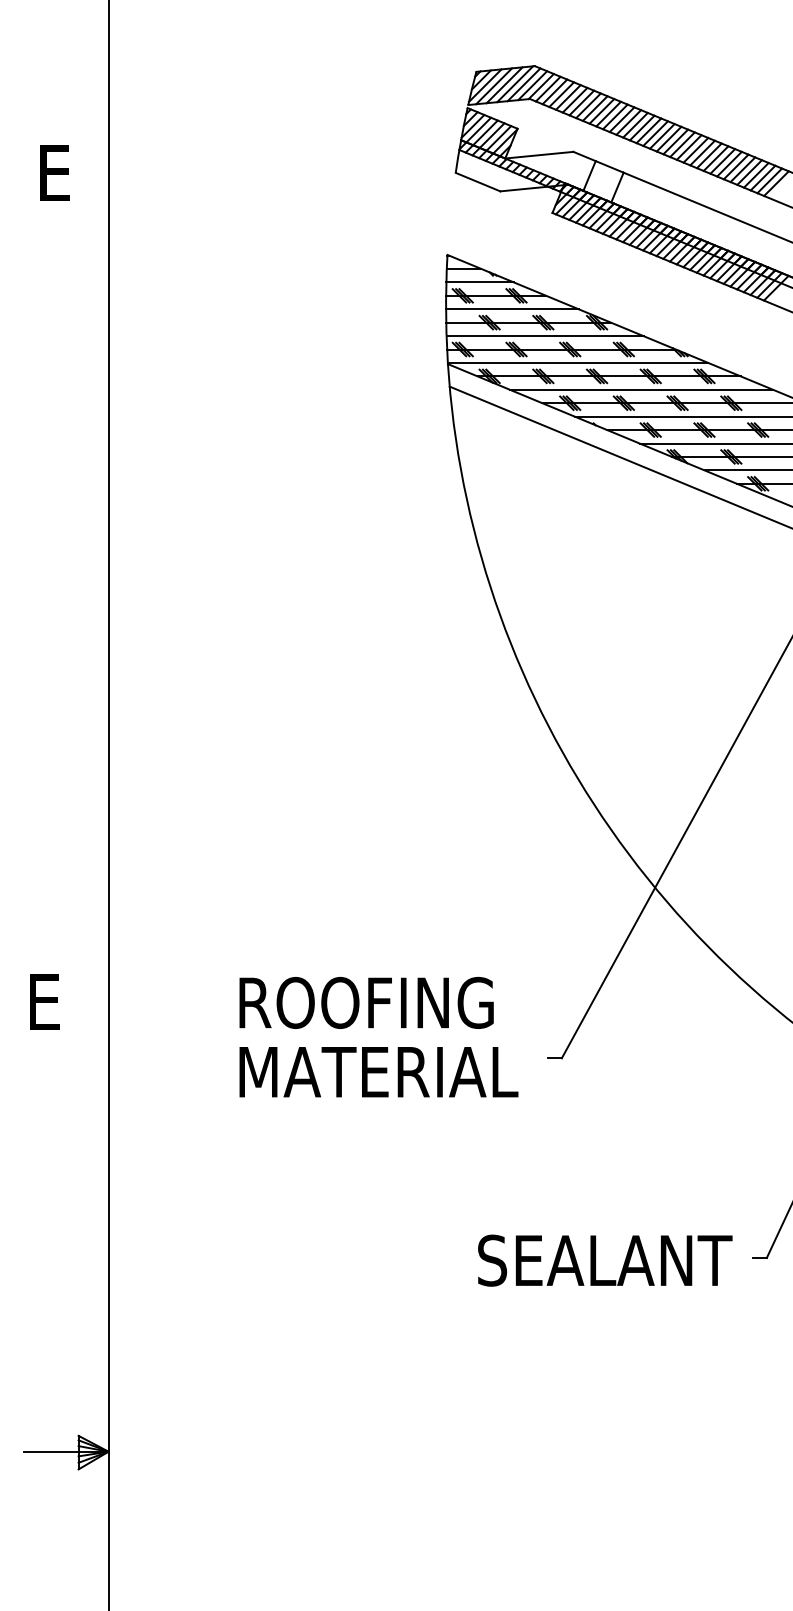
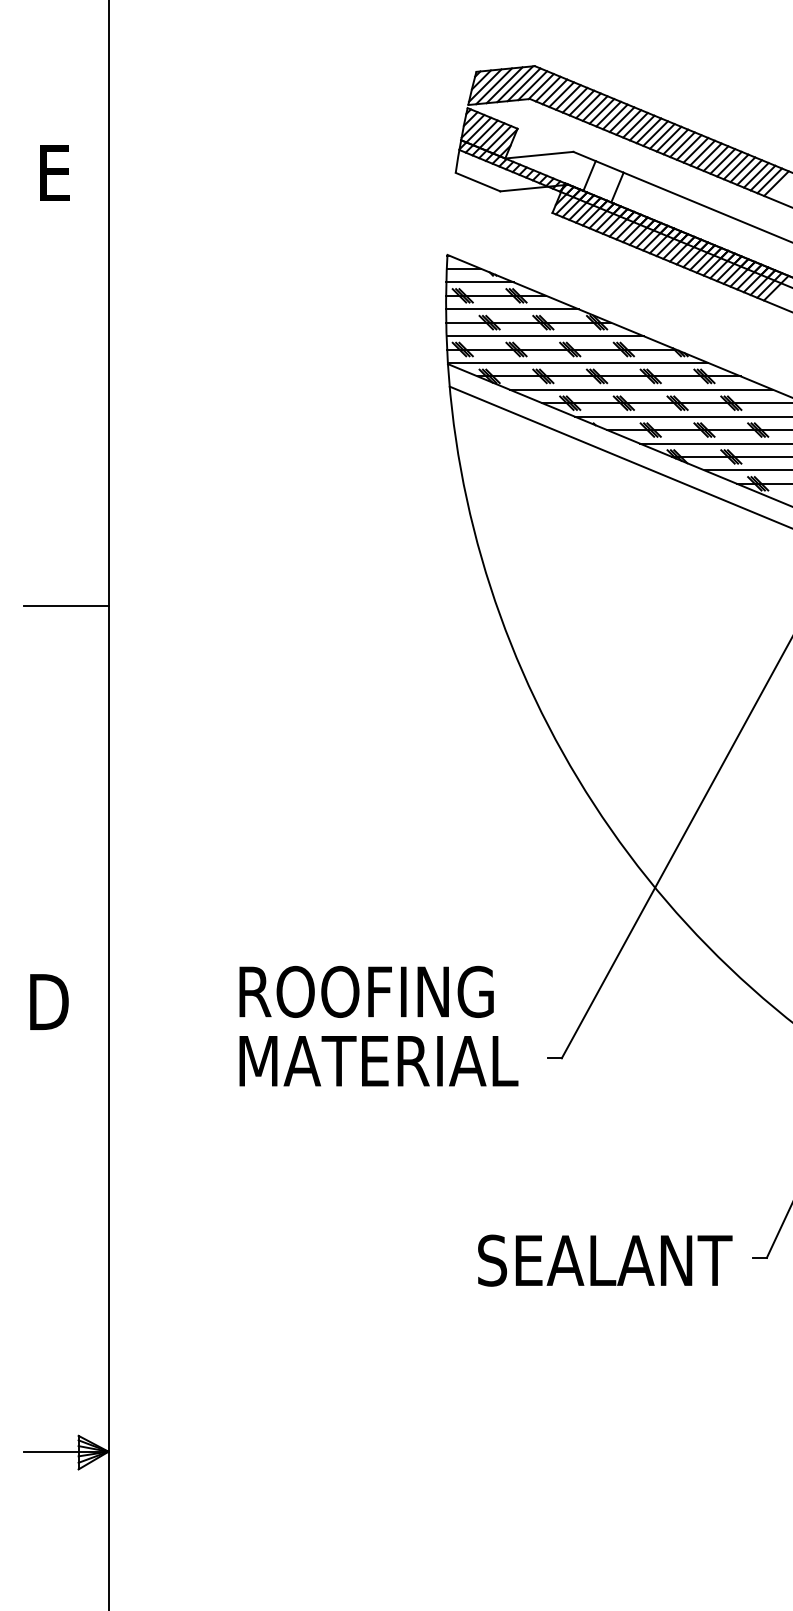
line: none -> present (66, 605)
text: E -> D (49, 1001)
text position: (378, 1036) -> (378, 1025) (378, 1025)
